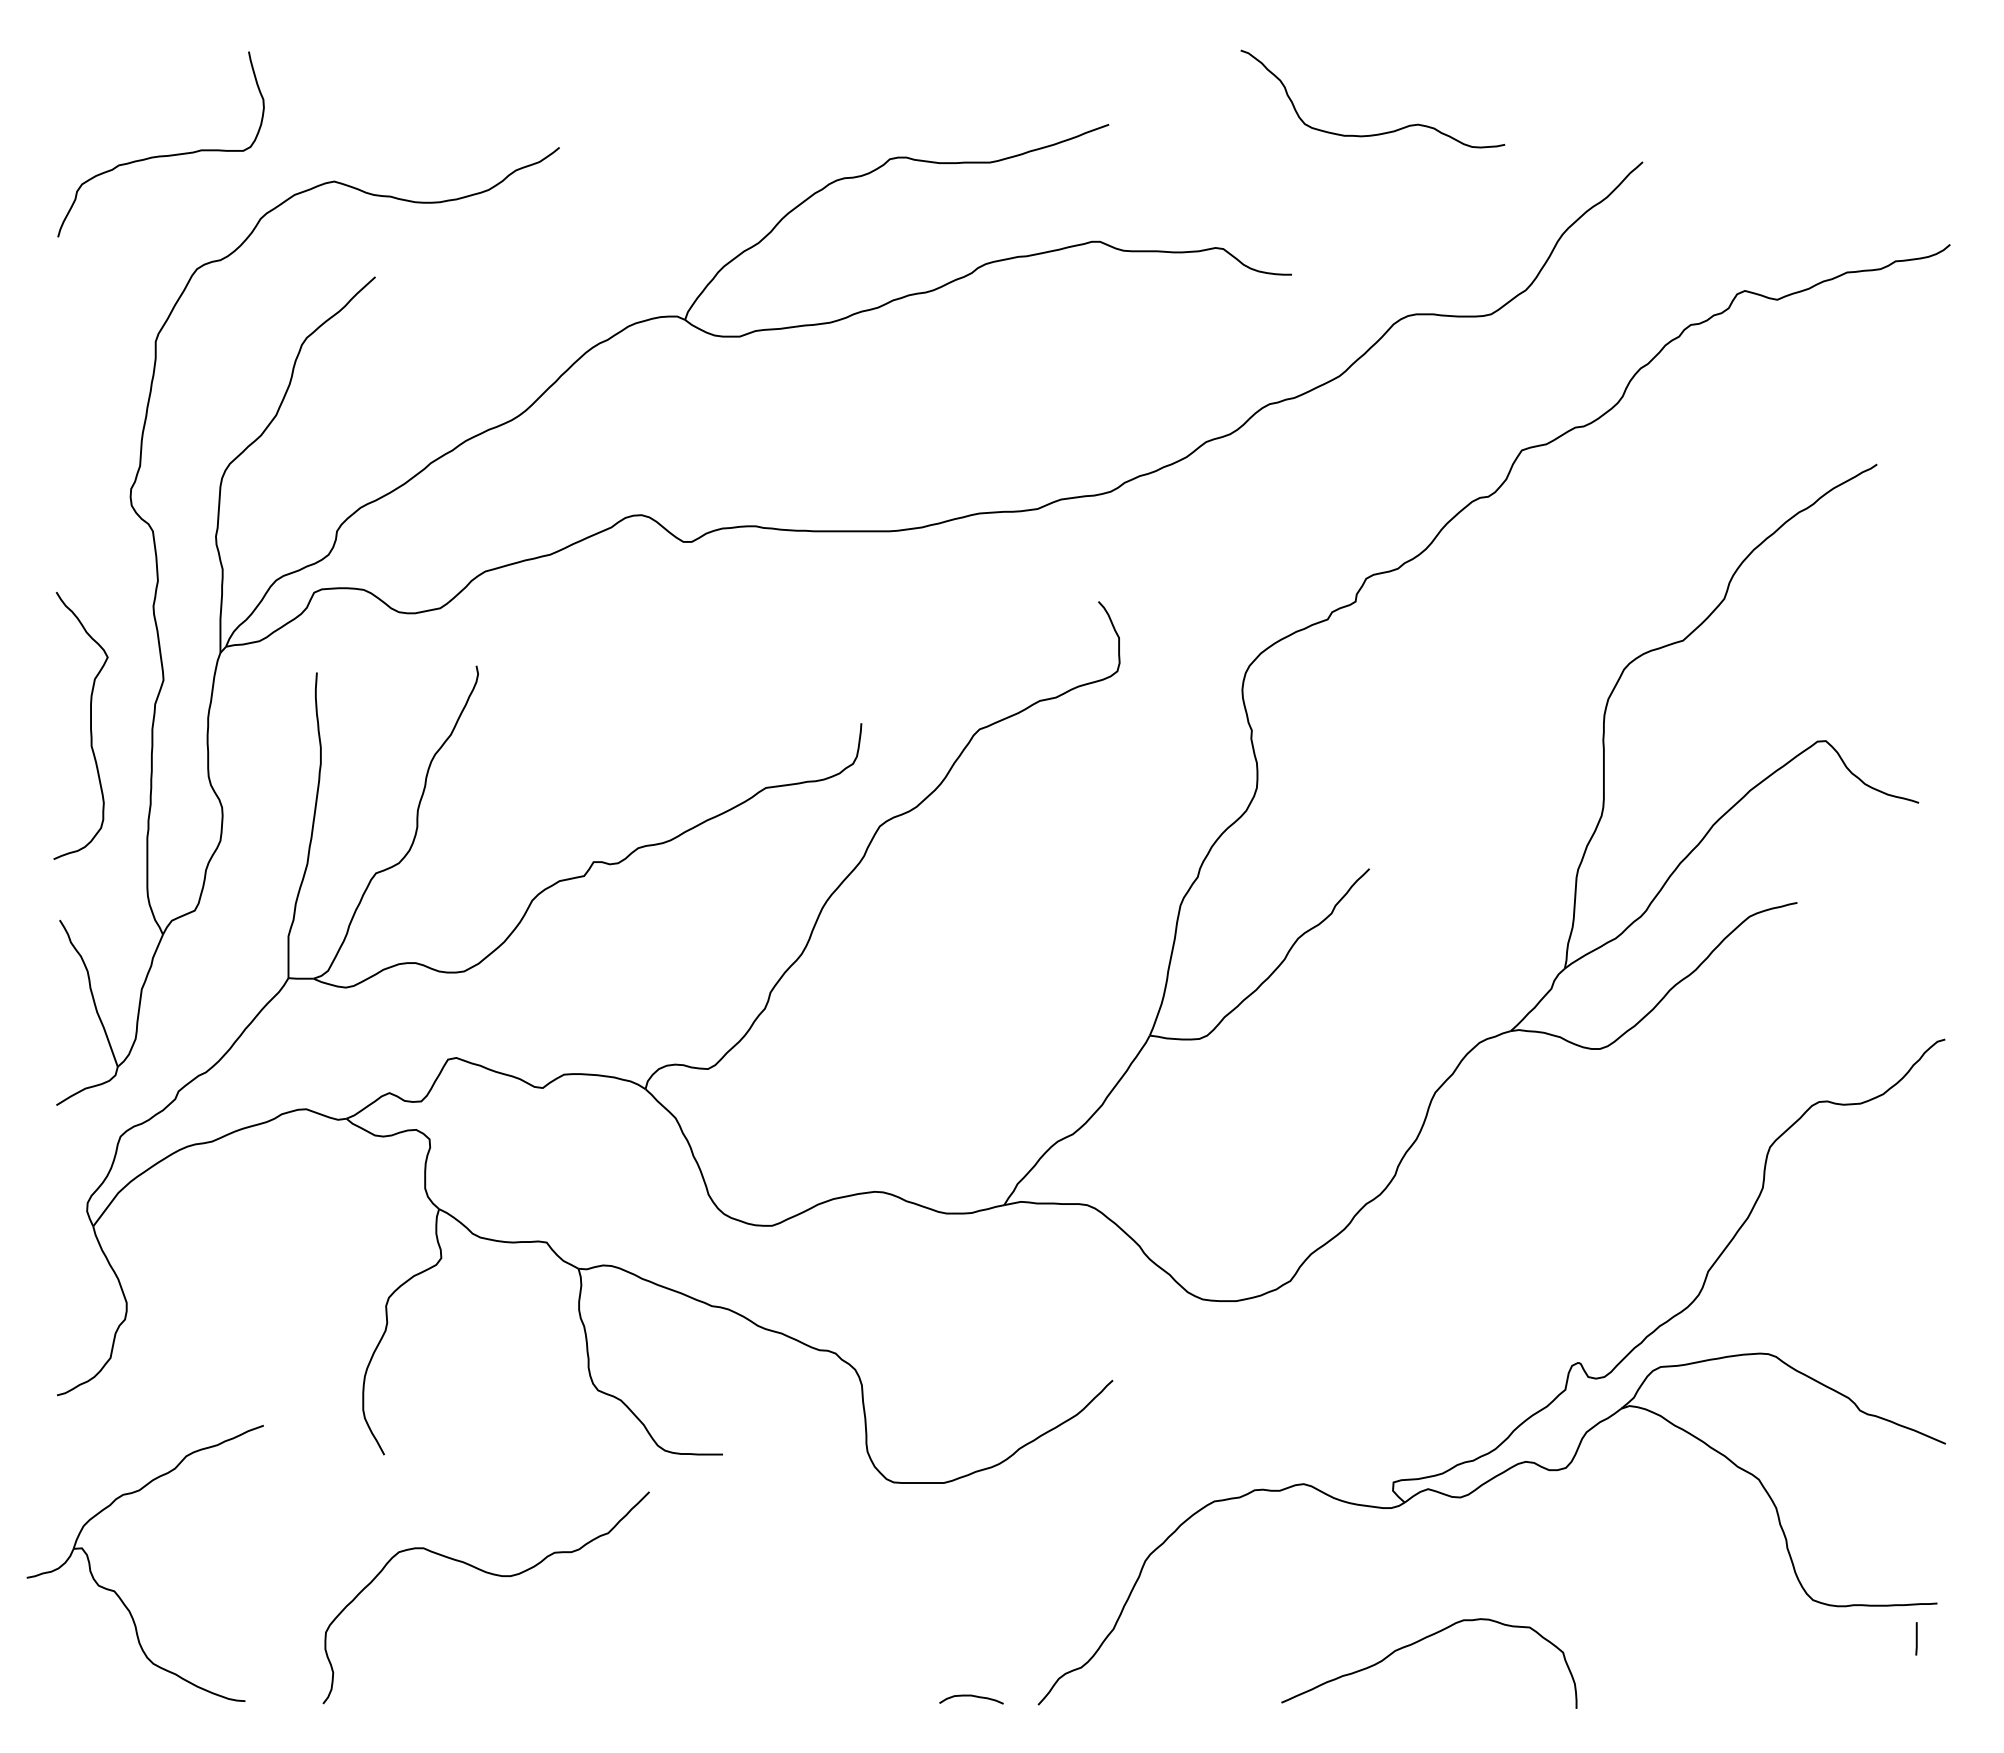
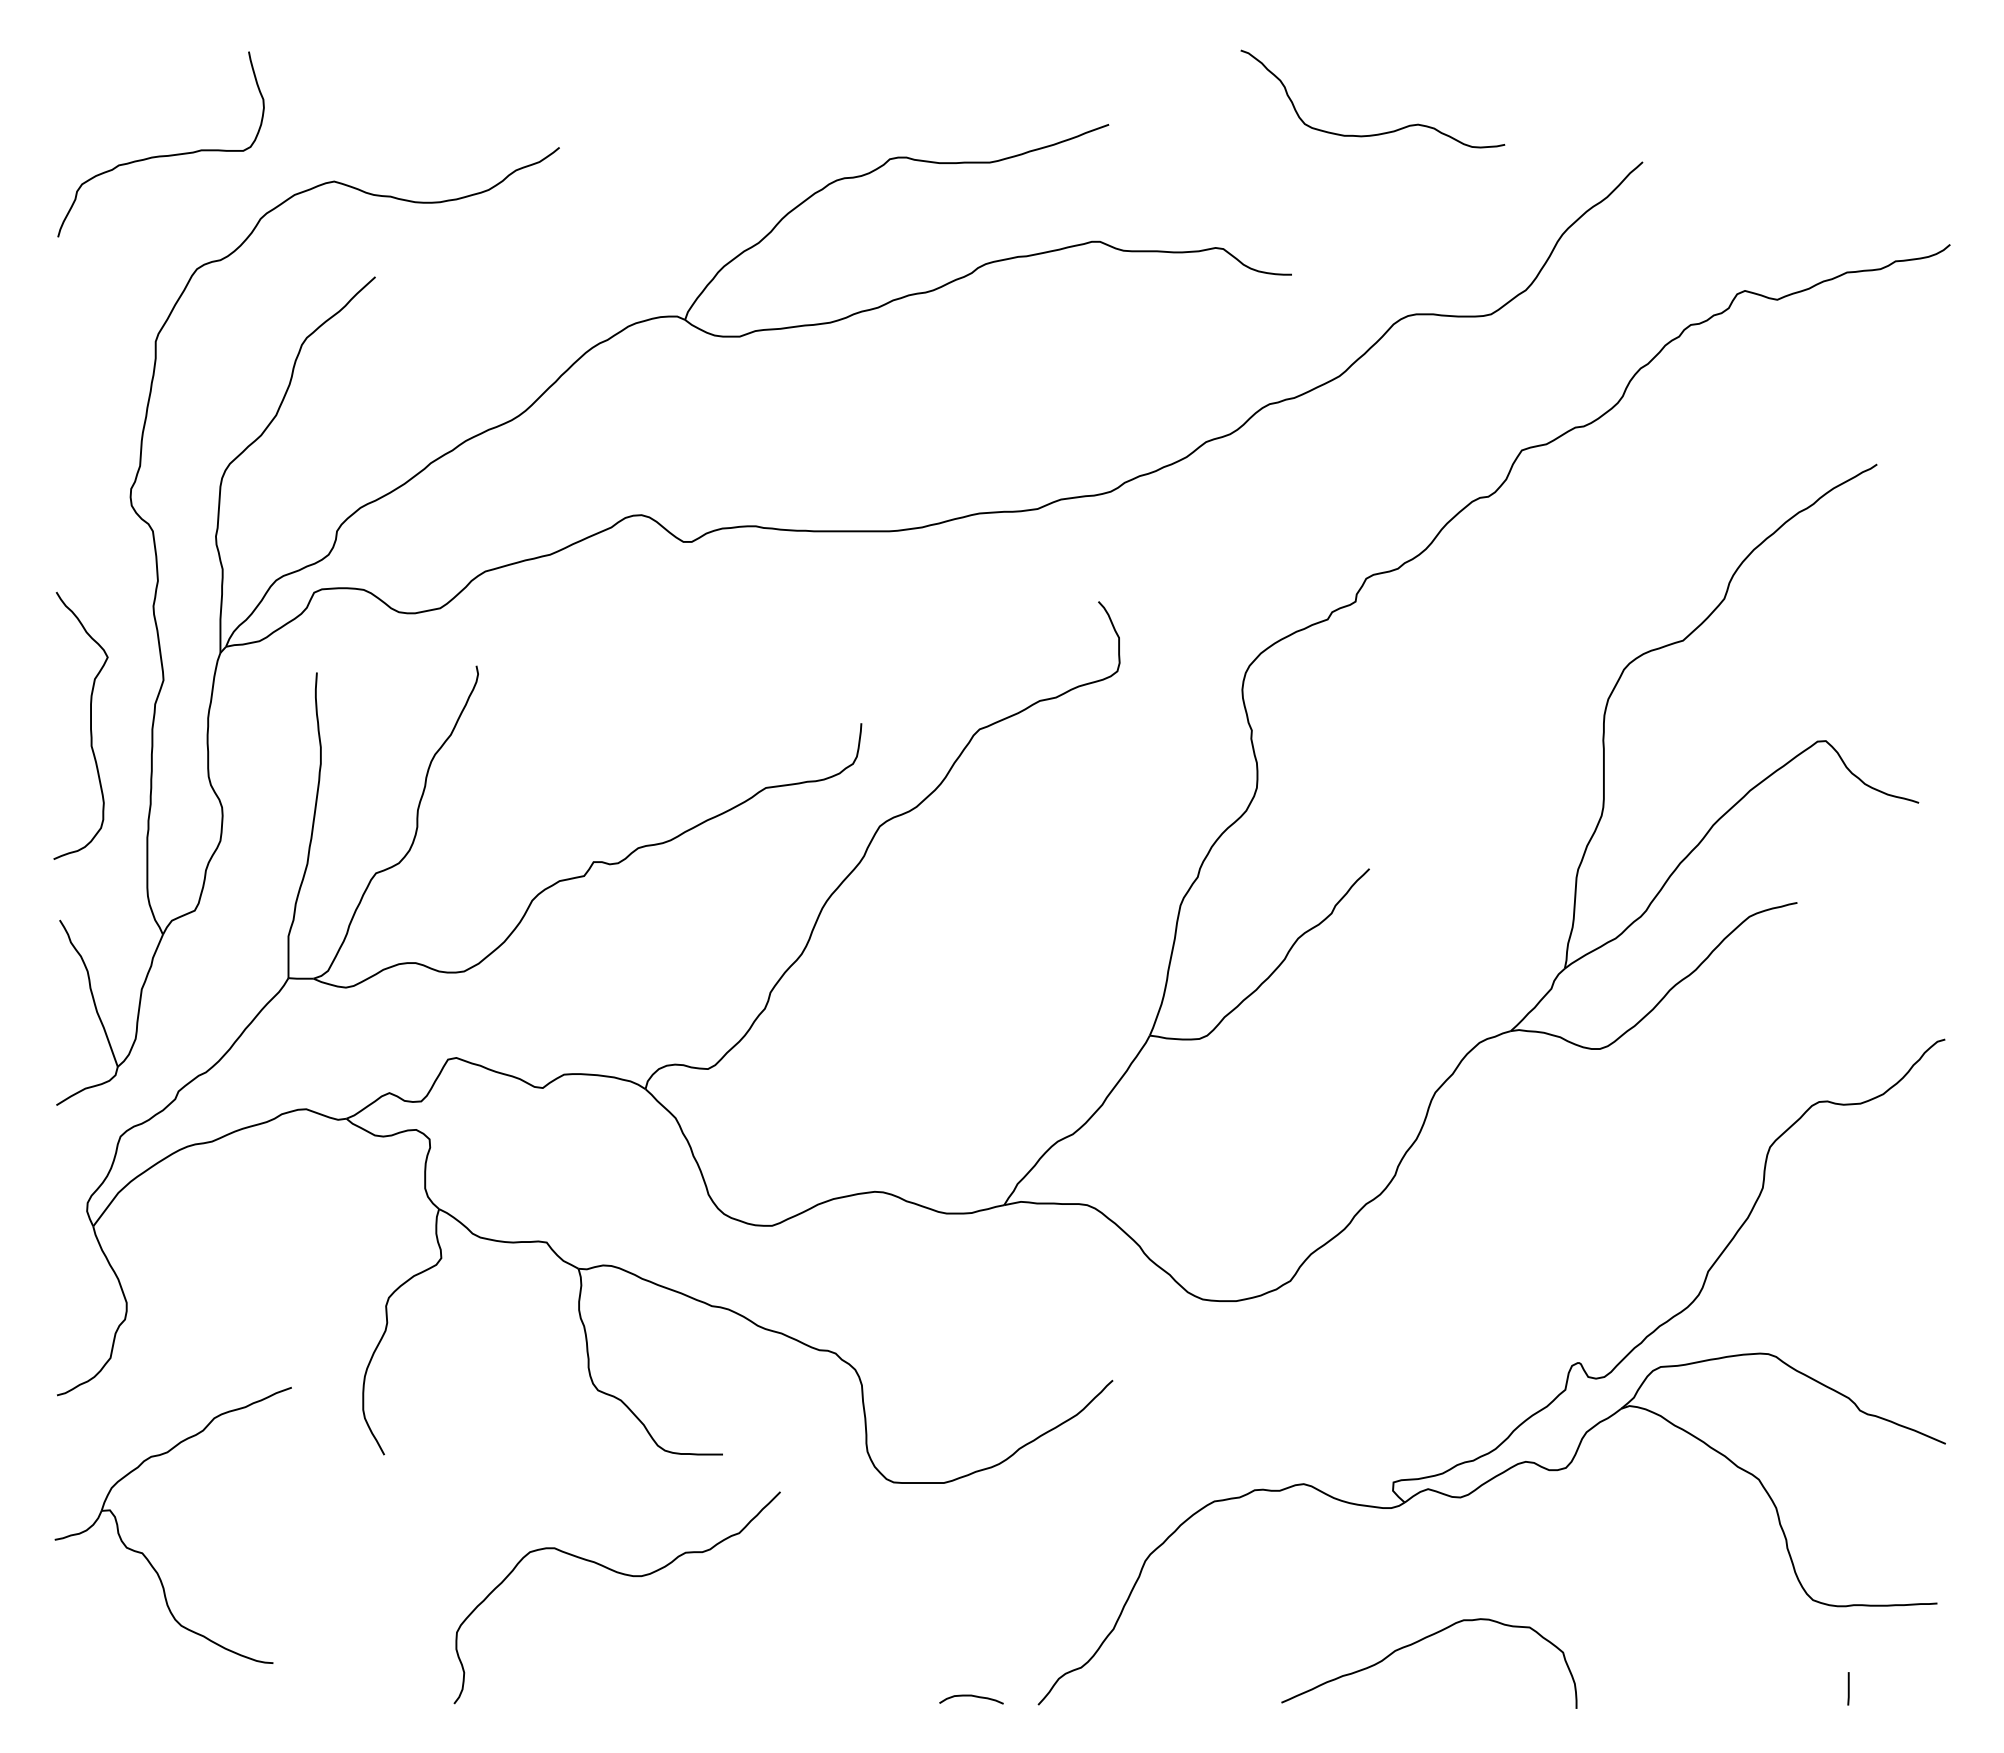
curve position: (489, 1574) -> (620, 1574) (620, 1574)
part position: (115, 1591) -> (143, 1553) (143, 1553)
line position: (1916, 1638) -> (1848, 1688) (1848, 1688)
